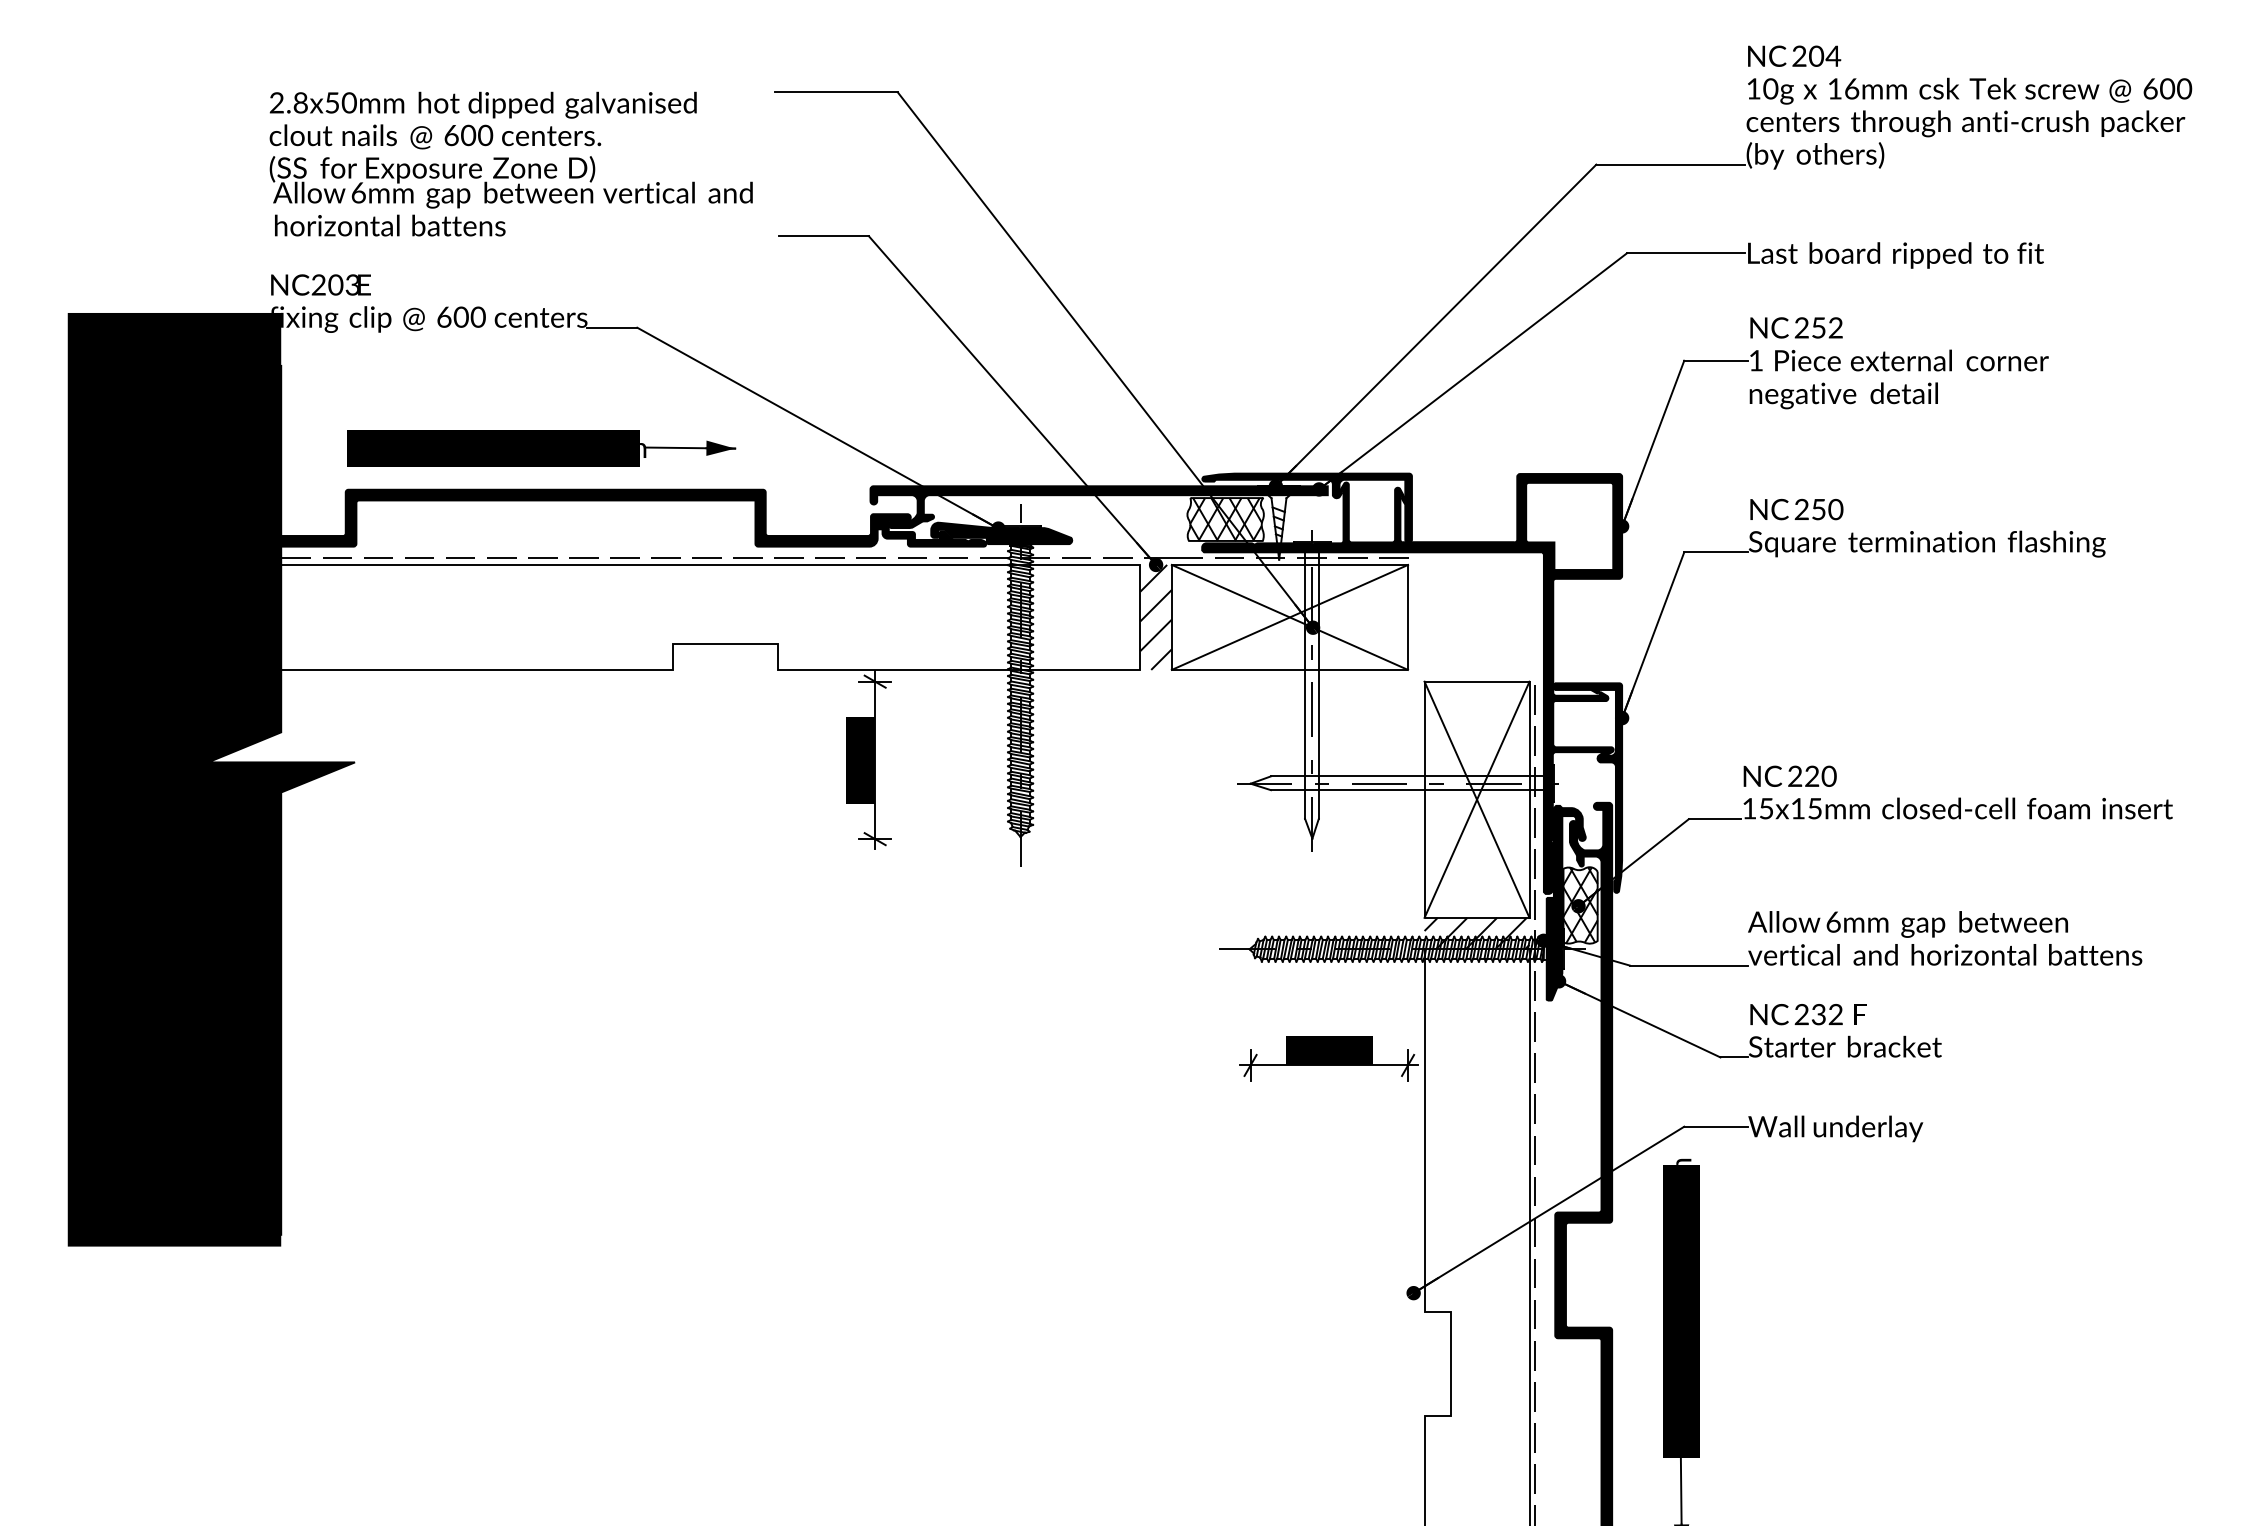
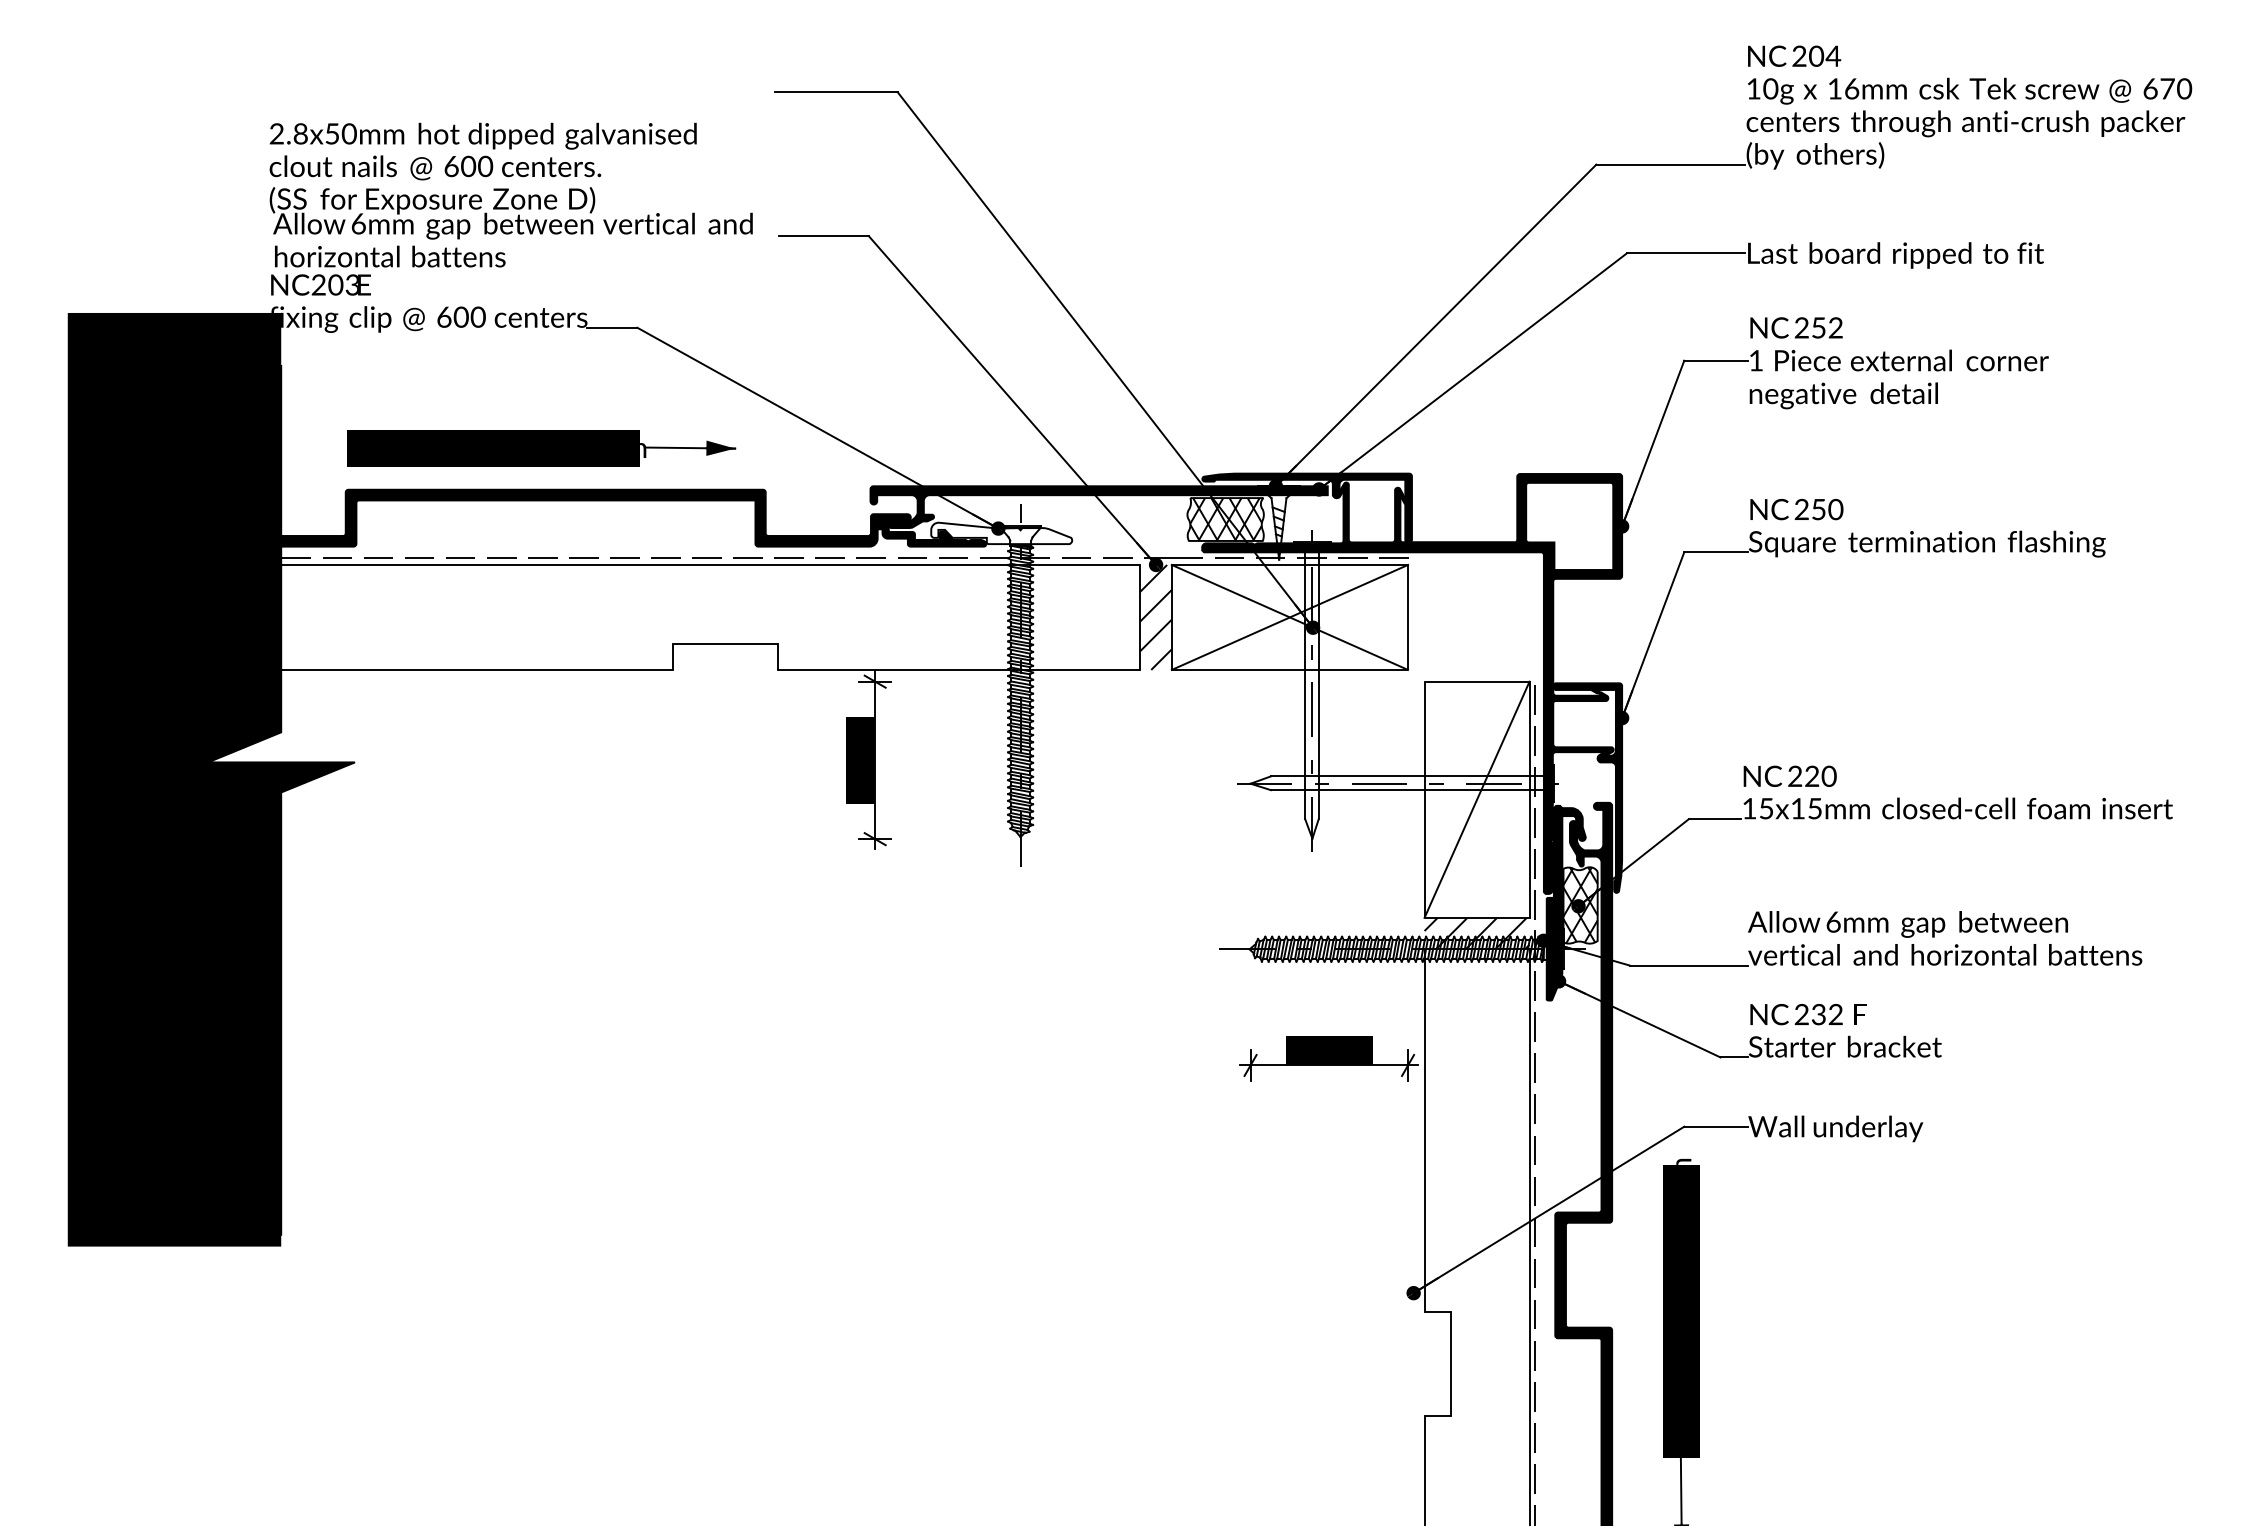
text: 600 -> 670 (2167, 88)
text position: (510, 163) -> (510, 194) (510, 194)
fill: present -> none (1001, 533)
line: present -> none (1476, 799)
